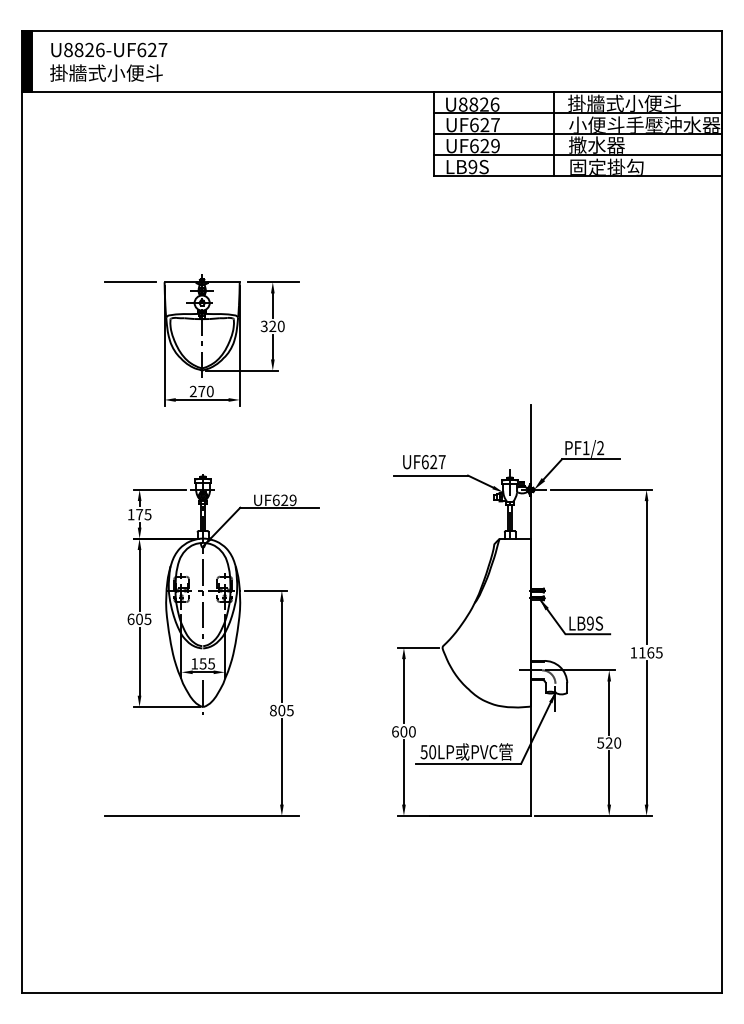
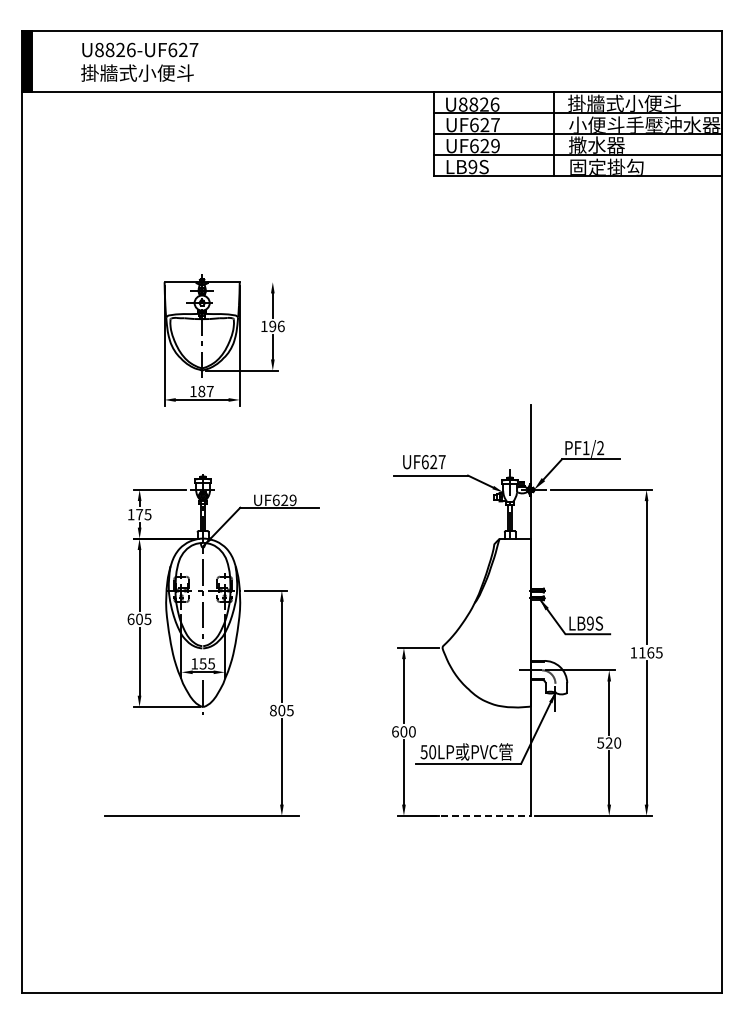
text position: (108, 61) -> (139, 61) (139, 61)
line: present -> none (130, 282)
line: present -> none (273, 282)
text: 320 -> 196 (272, 326)
text: 270 -> 187 (201, 391)
line: solid -> dashed (480, 815)
